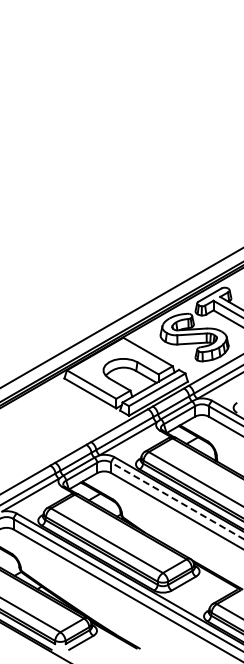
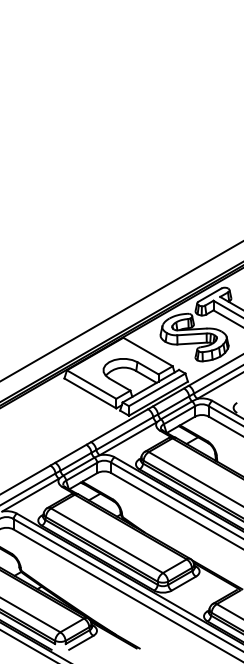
line position: (121, 318) -> (121, 311) (121, 311)
line: dashed -> solid (177, 500)
line: none -> present (28, 645)
